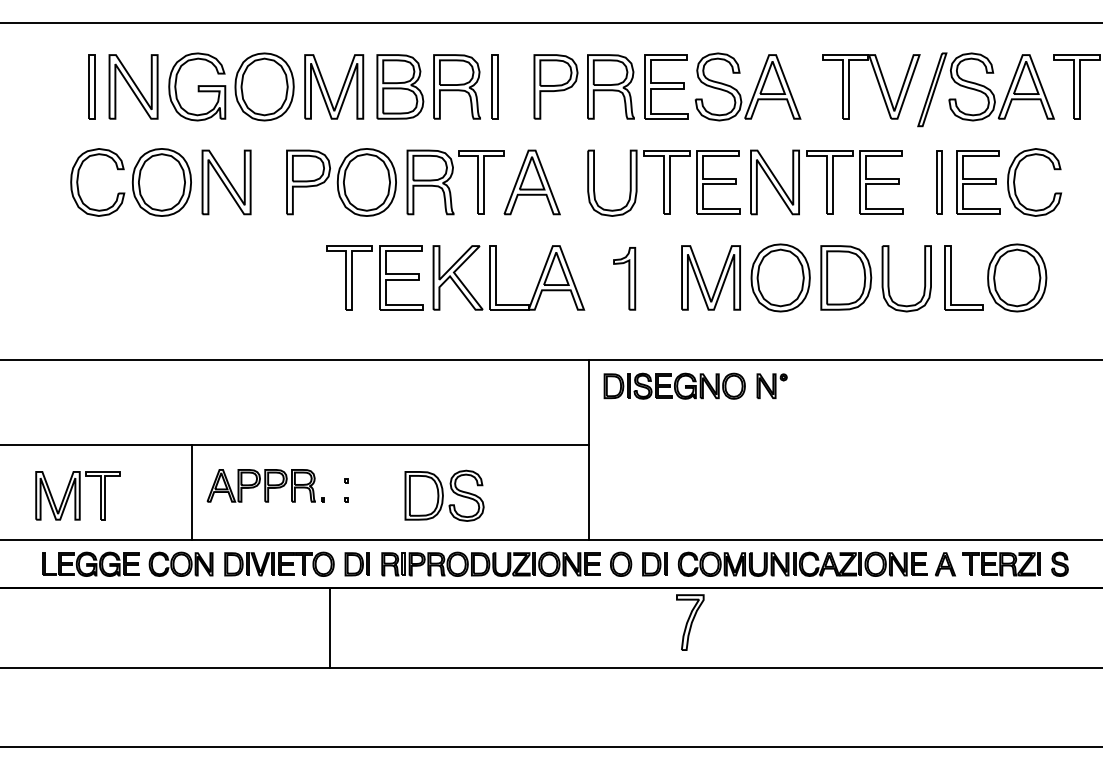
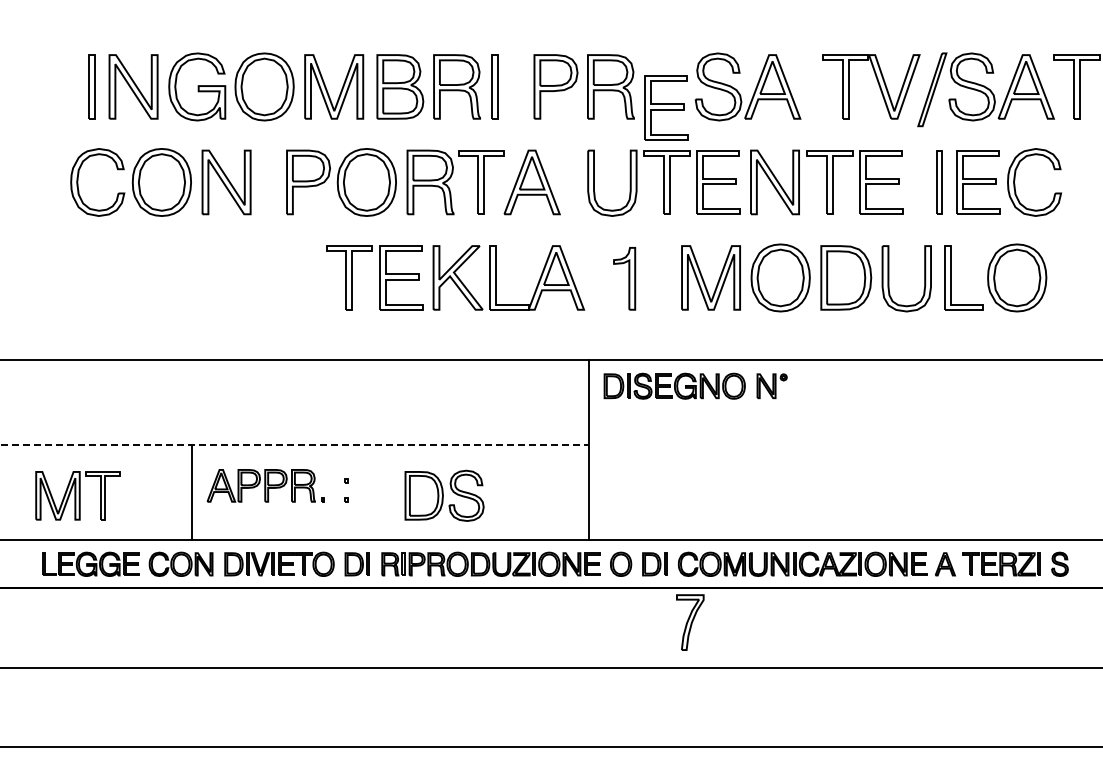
line: present -> none (550, 22)
part position: (666, 86) -> (666, 107) (666, 107)
line: solid -> dashed (294, 444)
line: present -> none (329, 627)
